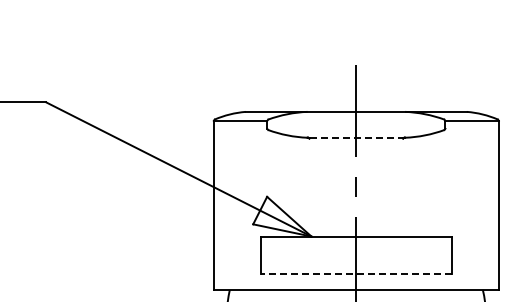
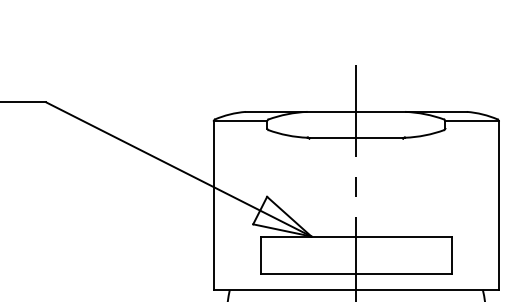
line: dashed -> solid (355, 137)
line: dashed -> solid (355, 273)
